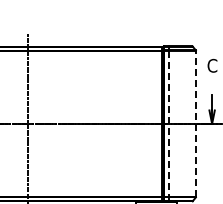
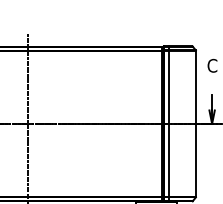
line: dashed -> solid (195, 123)
line: dashed -> solid (169, 124)
